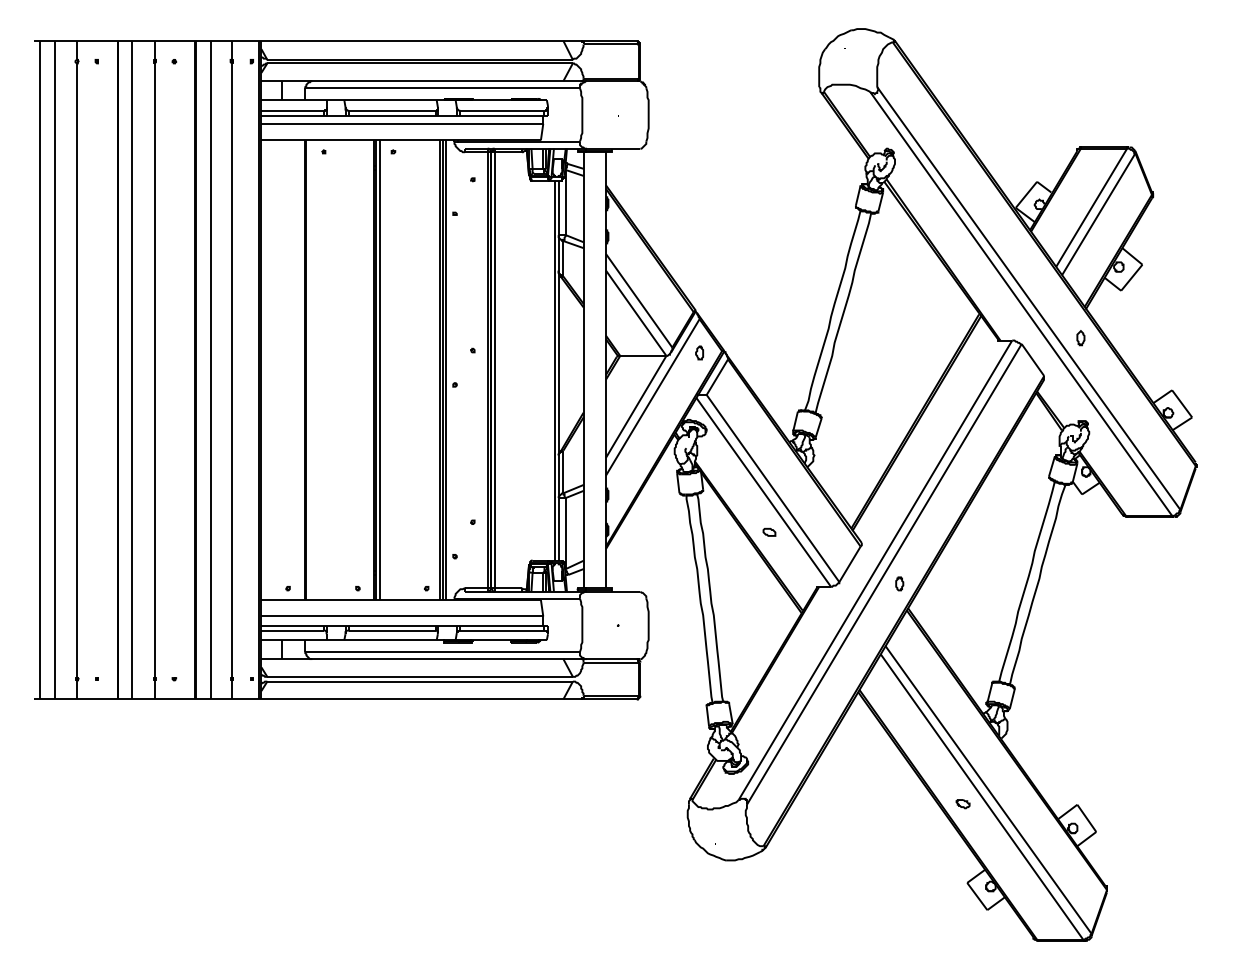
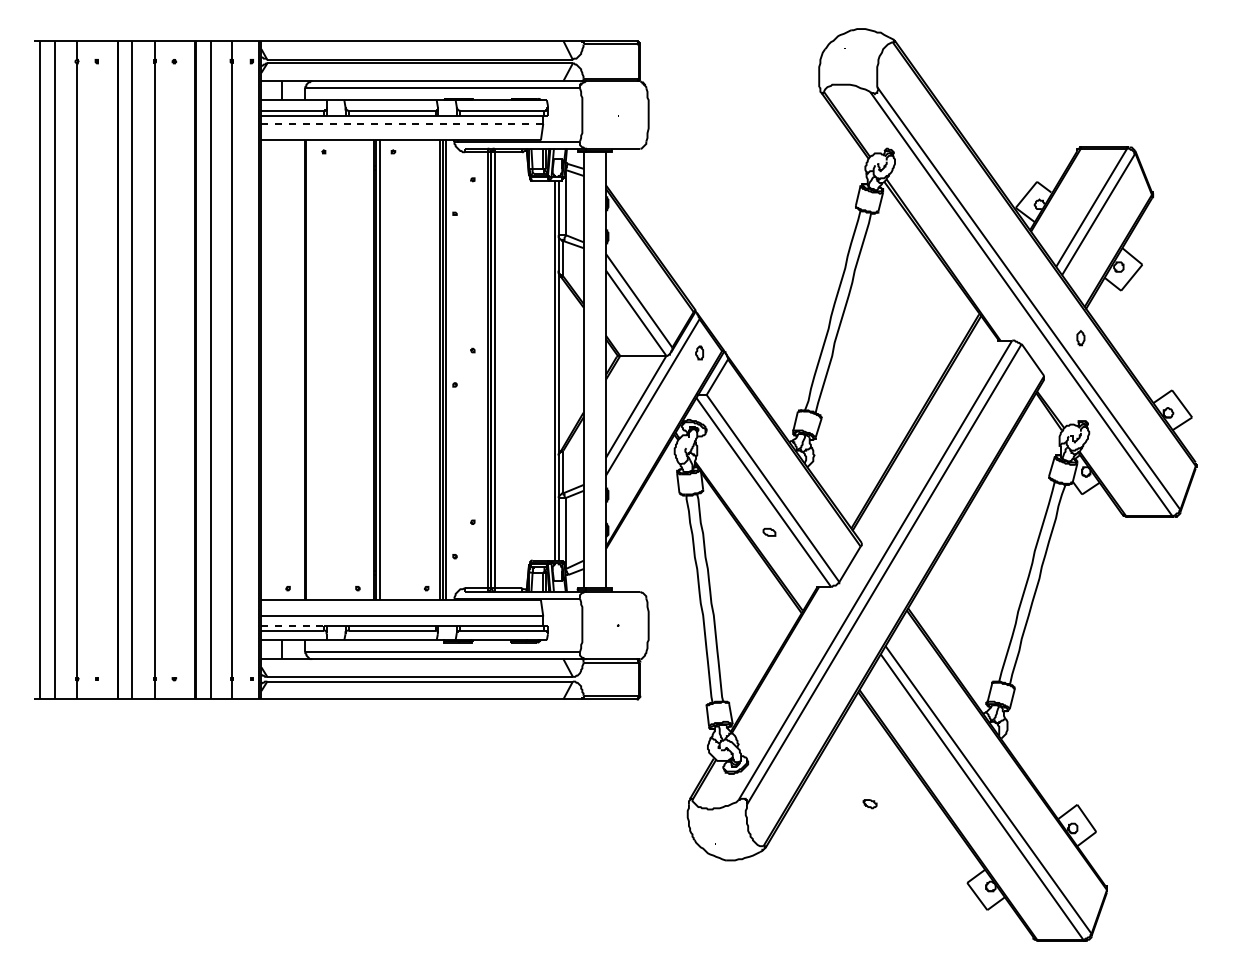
line: solid -> dashed (402, 123)
part: present -> none (899, 583)
line: solid -> dashed (293, 625)
part position: (962, 804) -> (869, 804) (869, 804)
